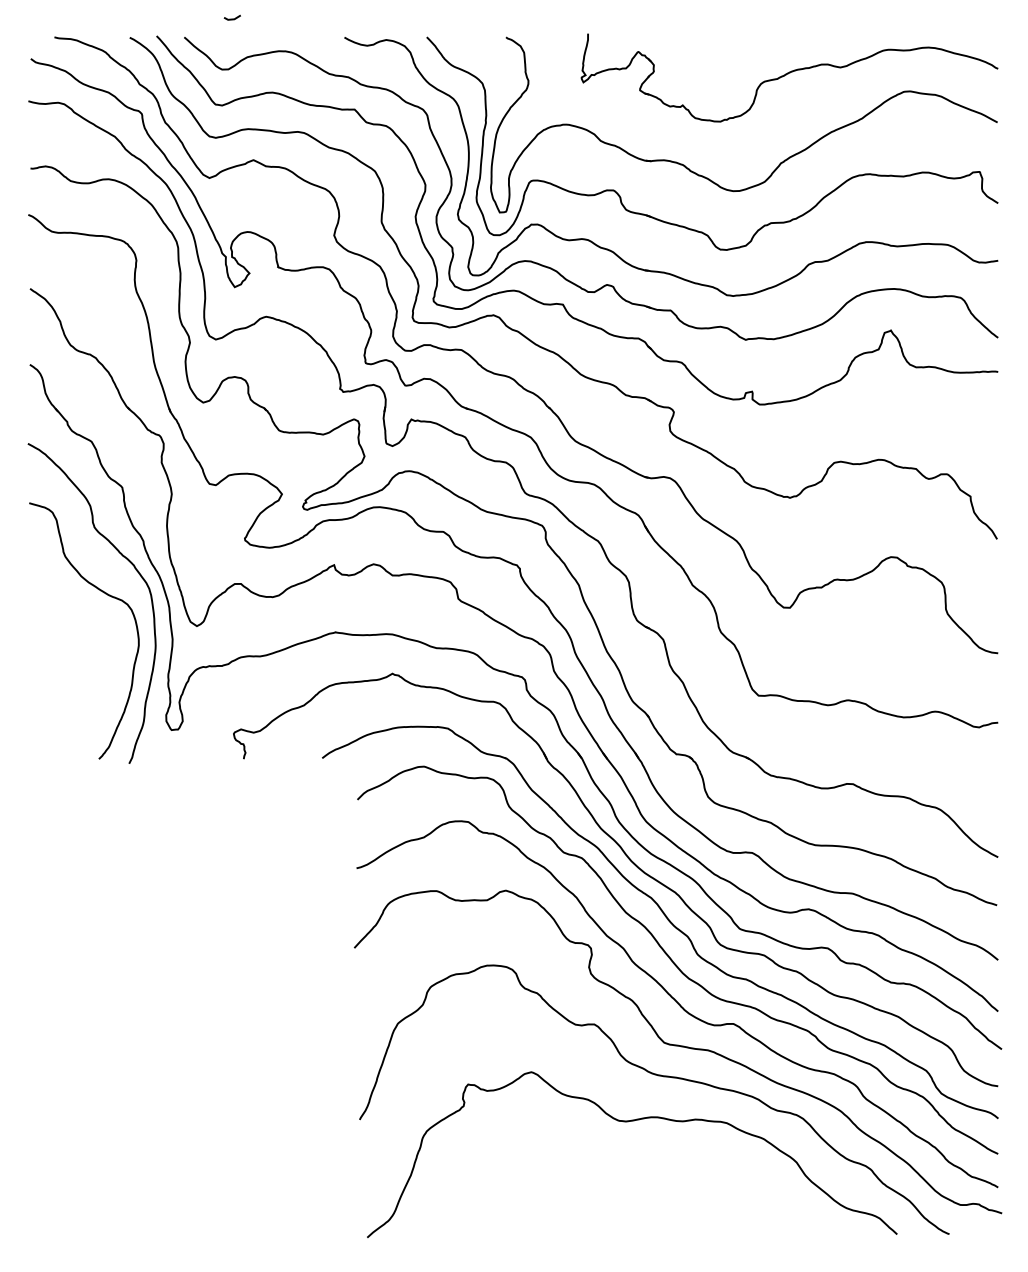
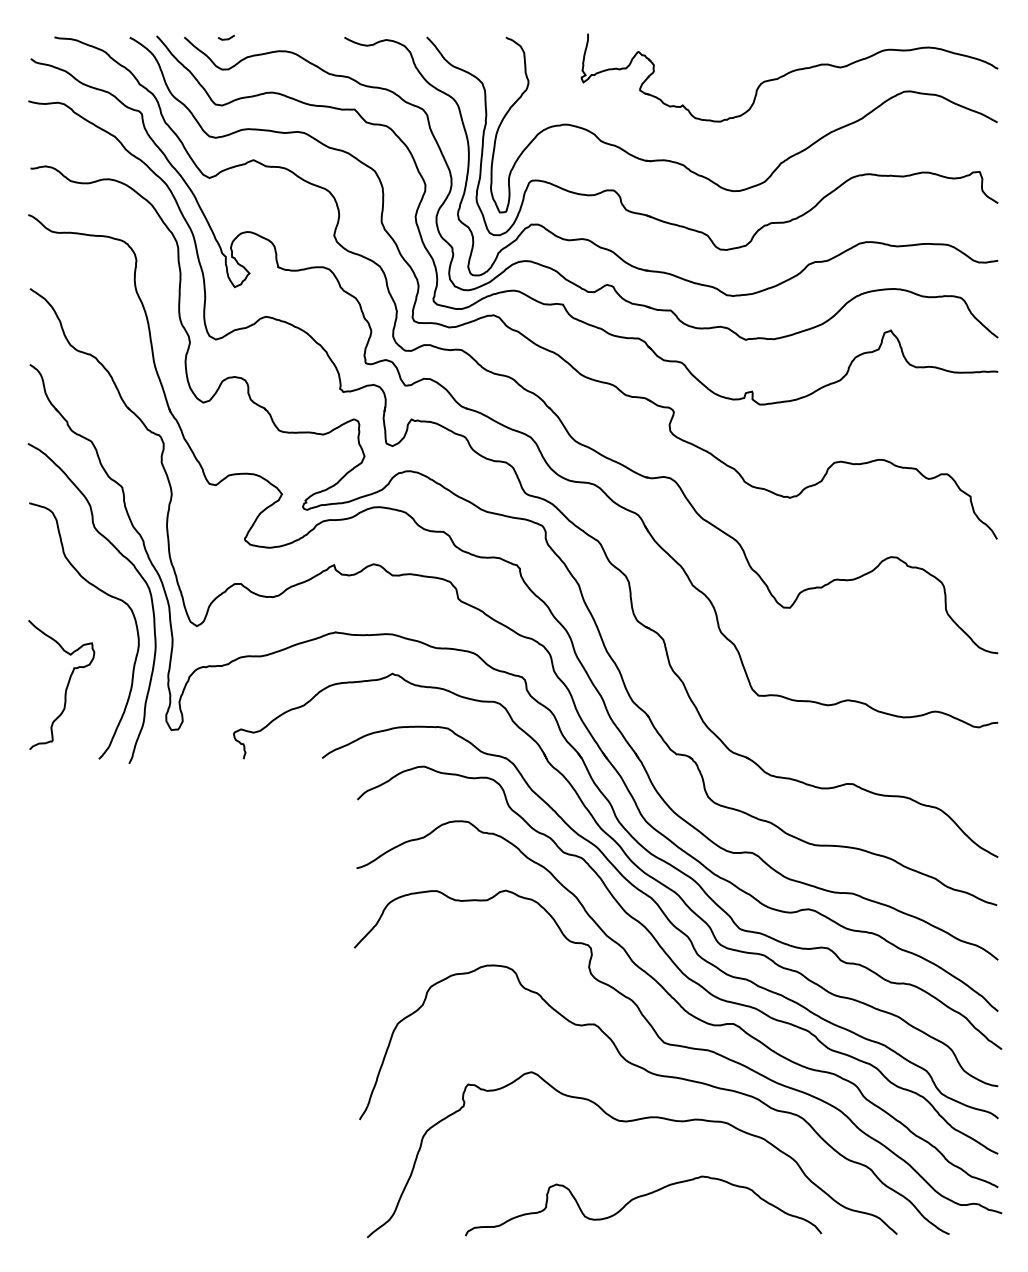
line position: (231, 18) -> (225, 38) (225, 38)
curve: none -> present (66, 685)
curve: none -> present (640, 1197)
